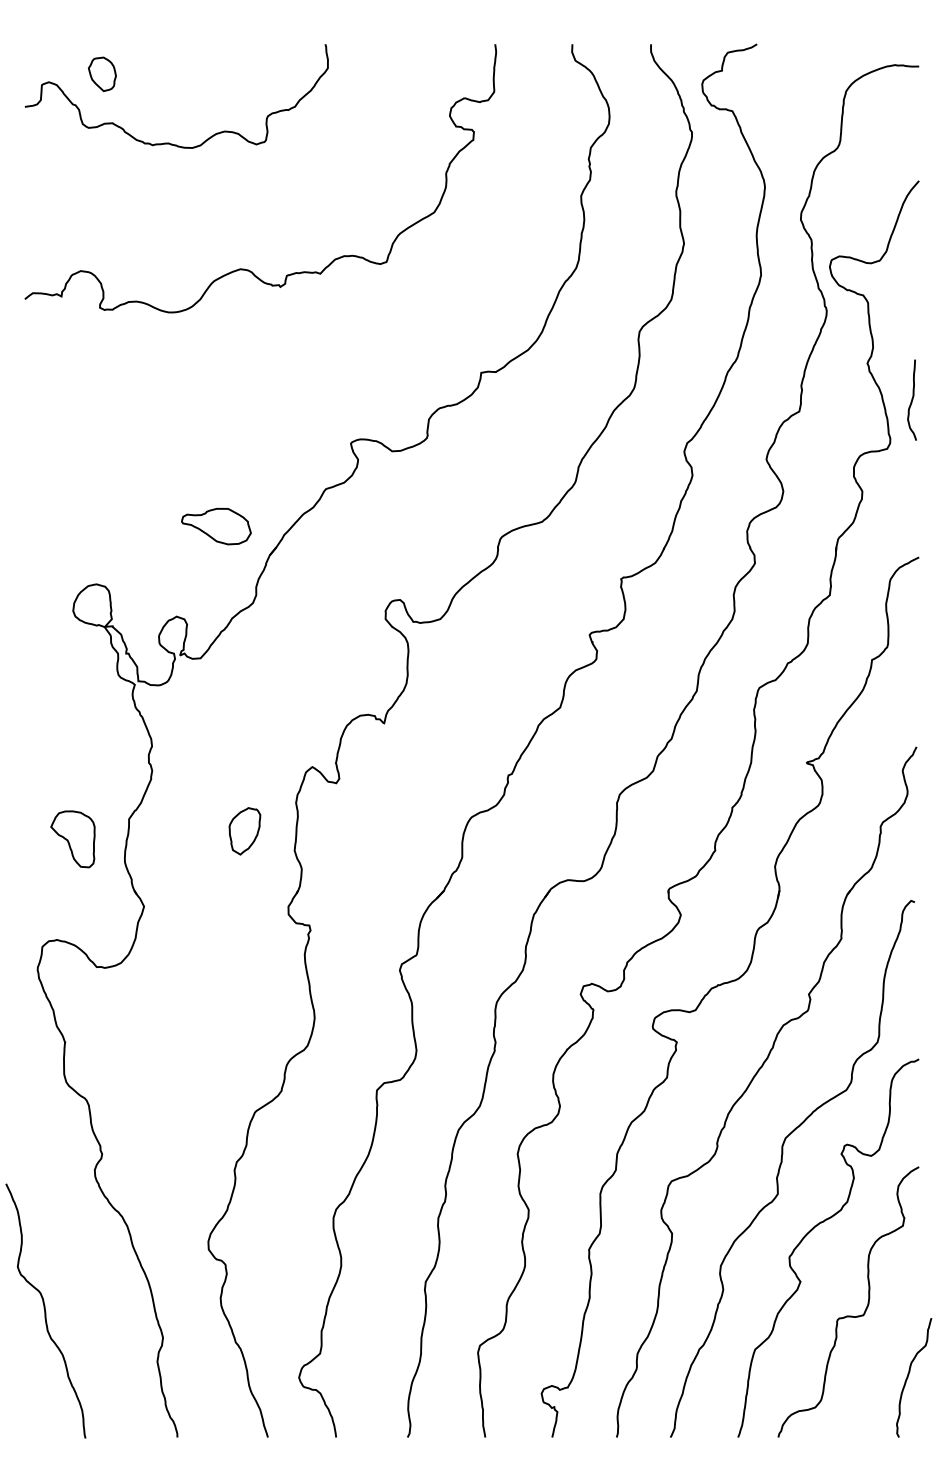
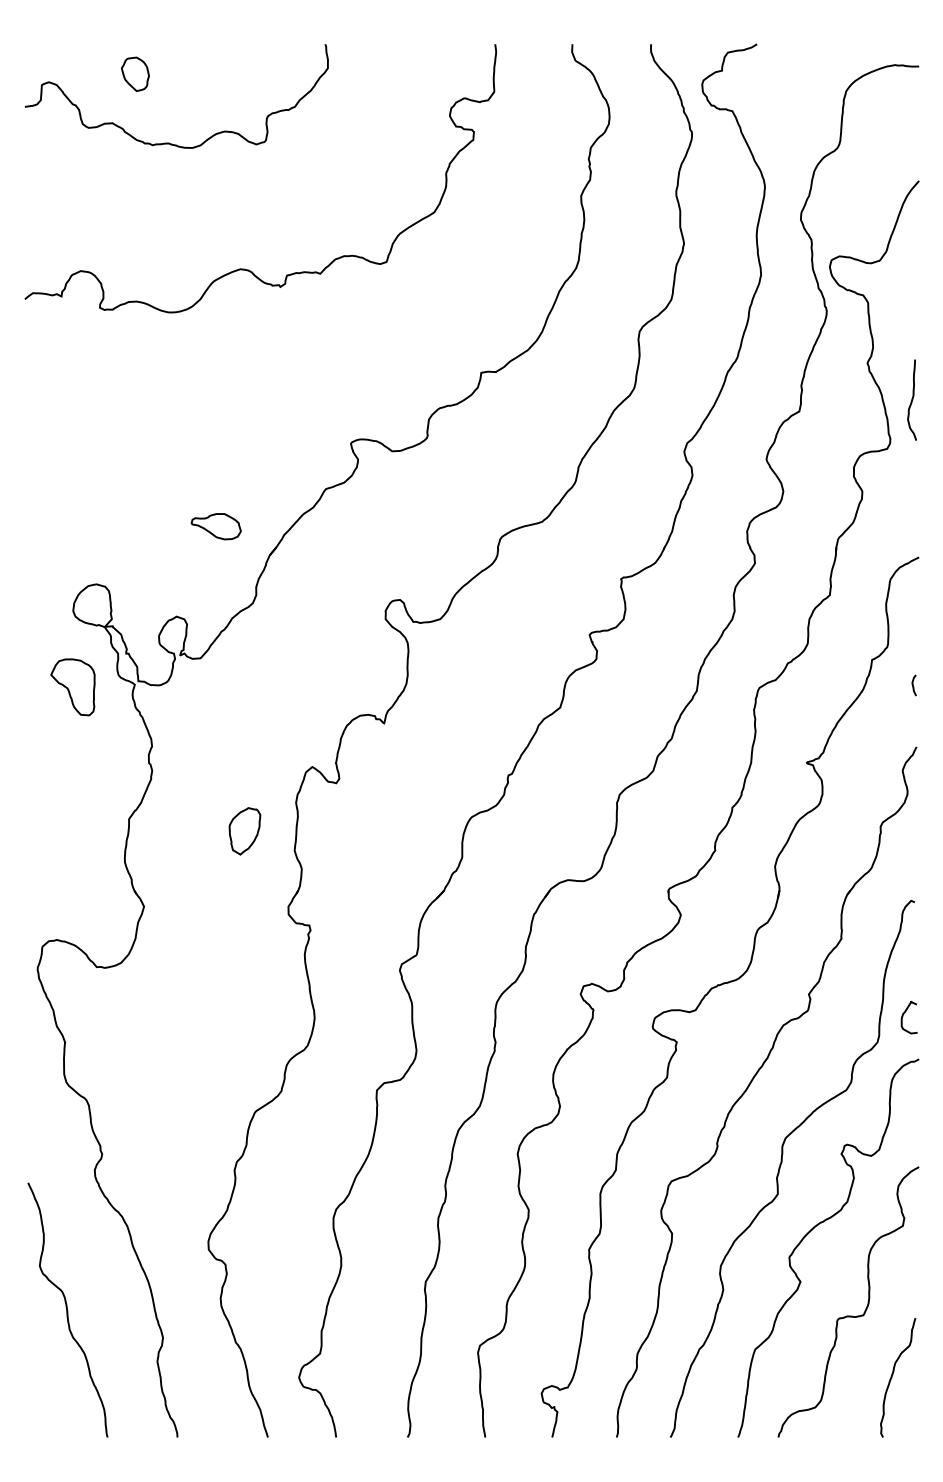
part position: (102, 73) -> (135, 73) (135, 73)
part size: 71x39 px -> 52x28 px (215, 526)
curve: none -> present (913, 685)
part position: (72, 839) -> (72, 687) (72, 687)
curve: none -> present (904, 1014)
curve position: (45, 1310) -> (67, 1309) (67, 1309)
curve position: (909, 1374) -> (893, 1374) (893, 1374)
